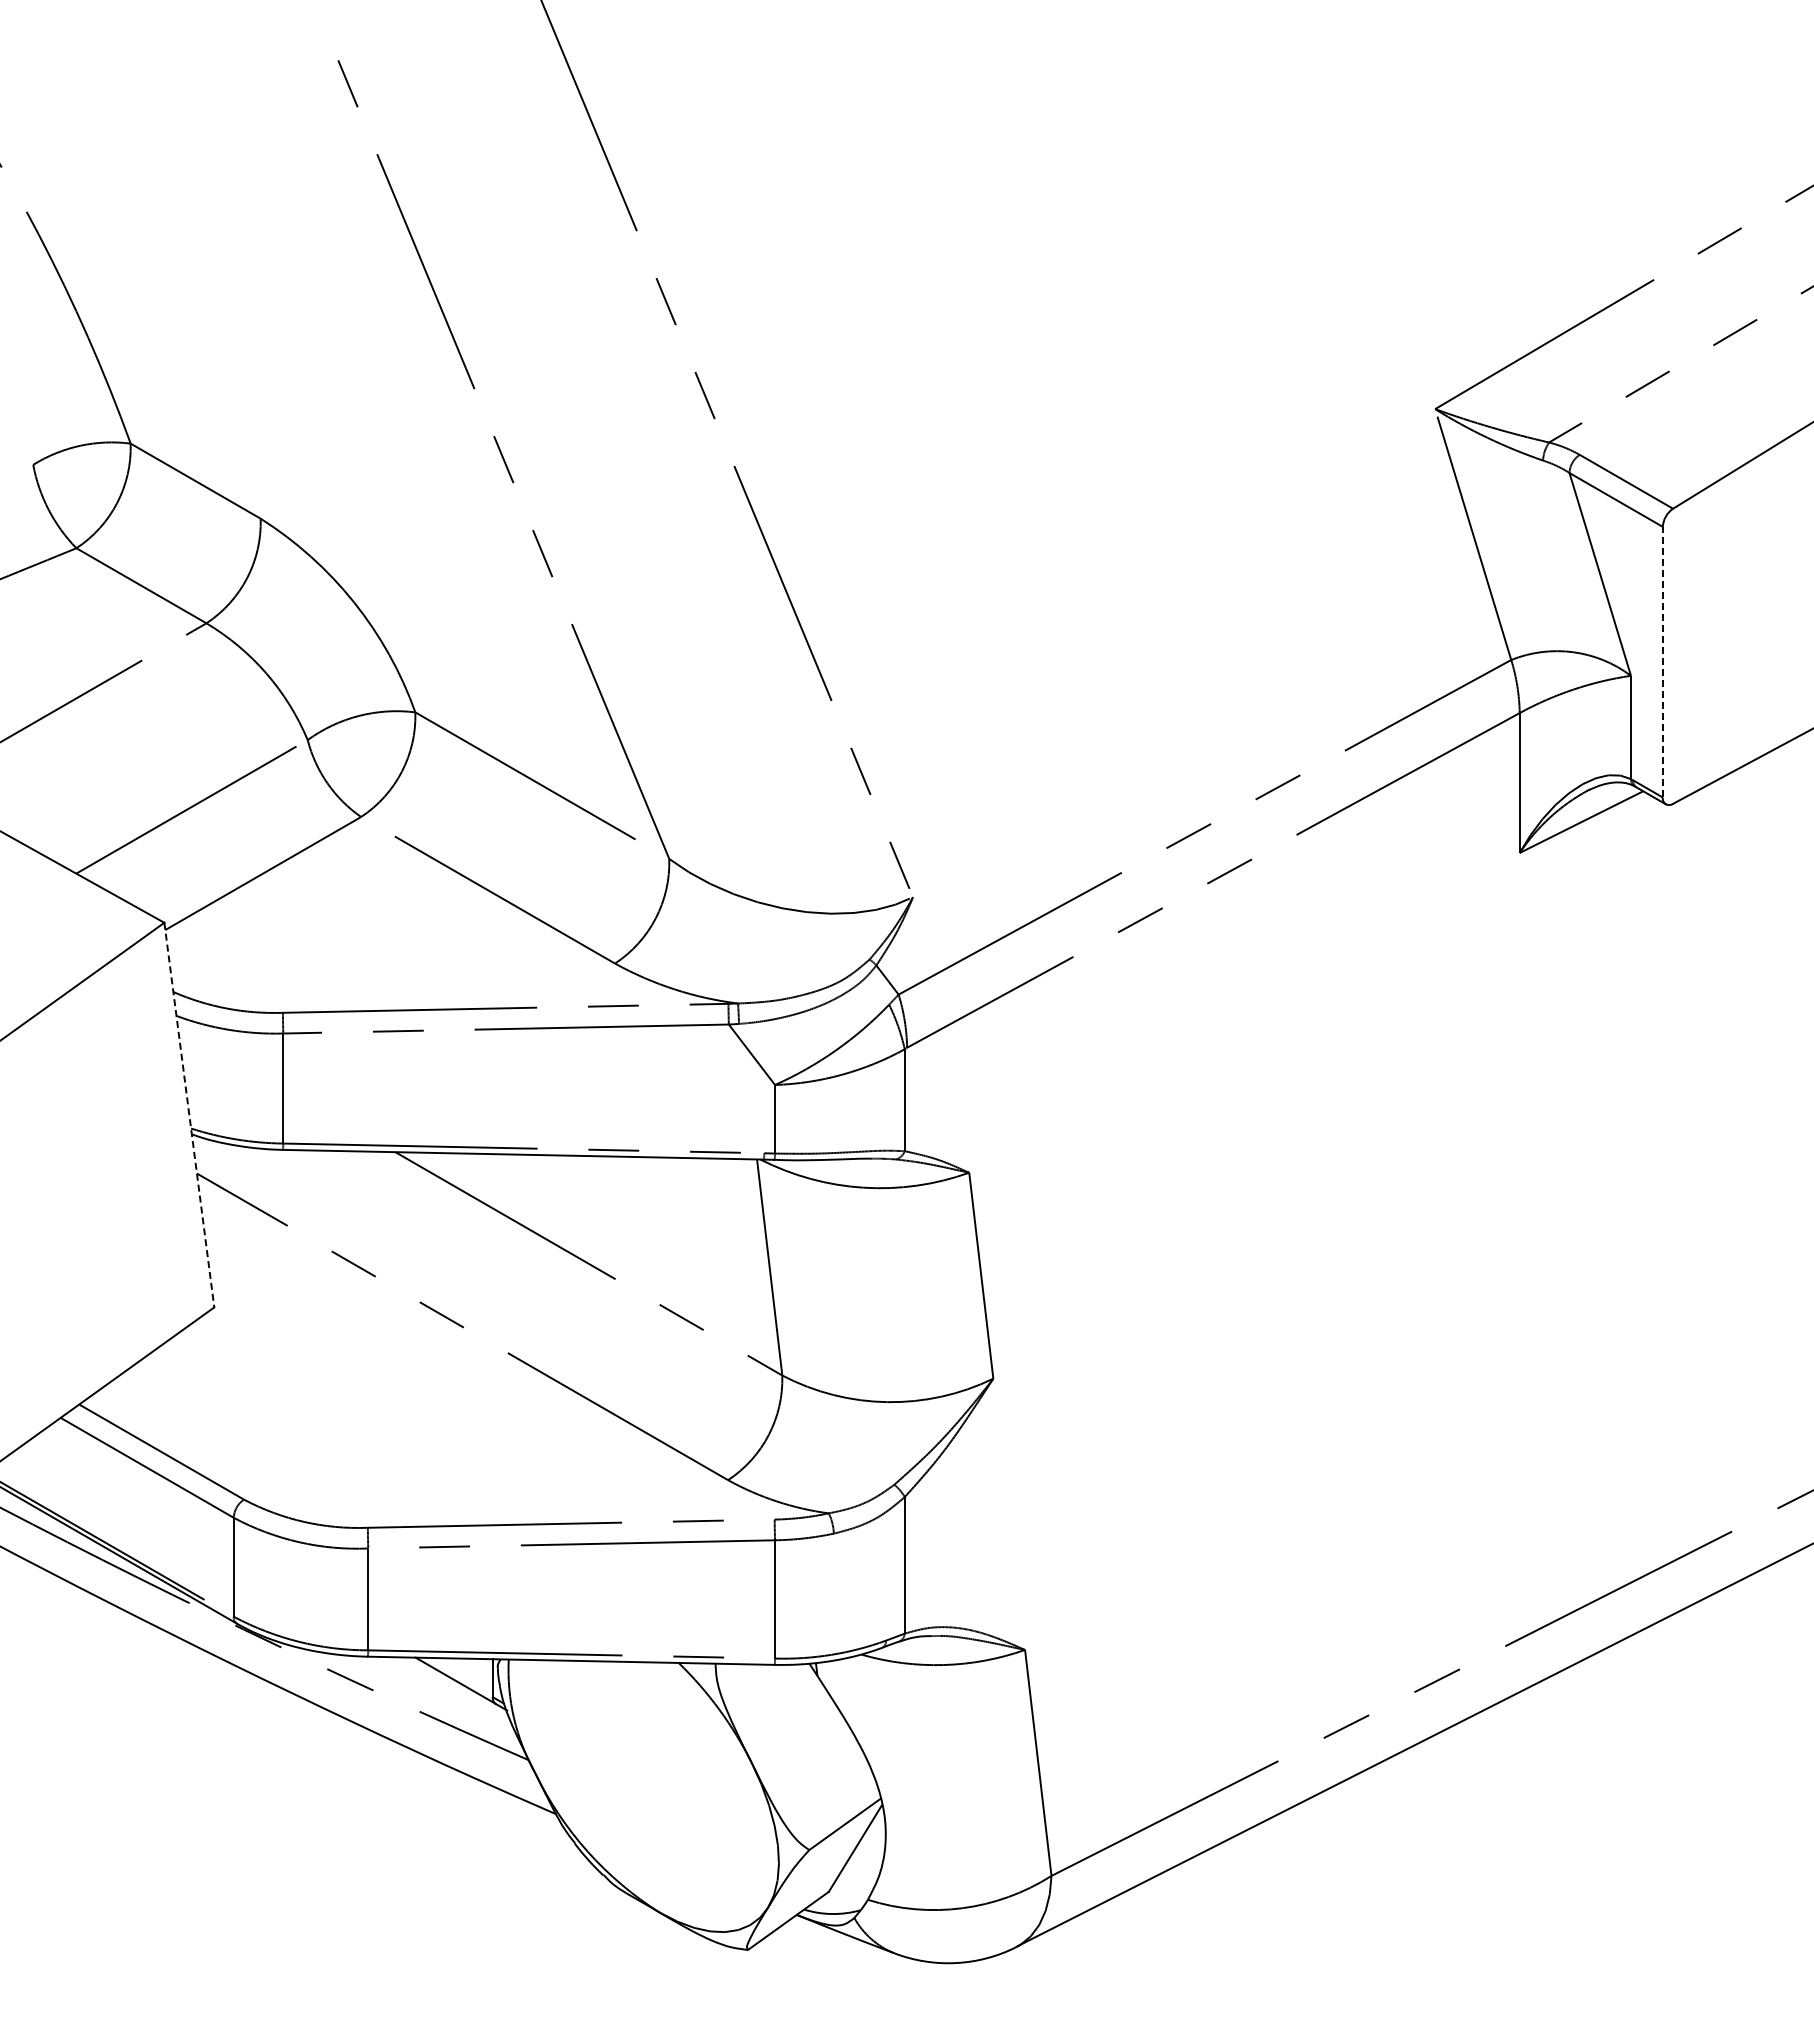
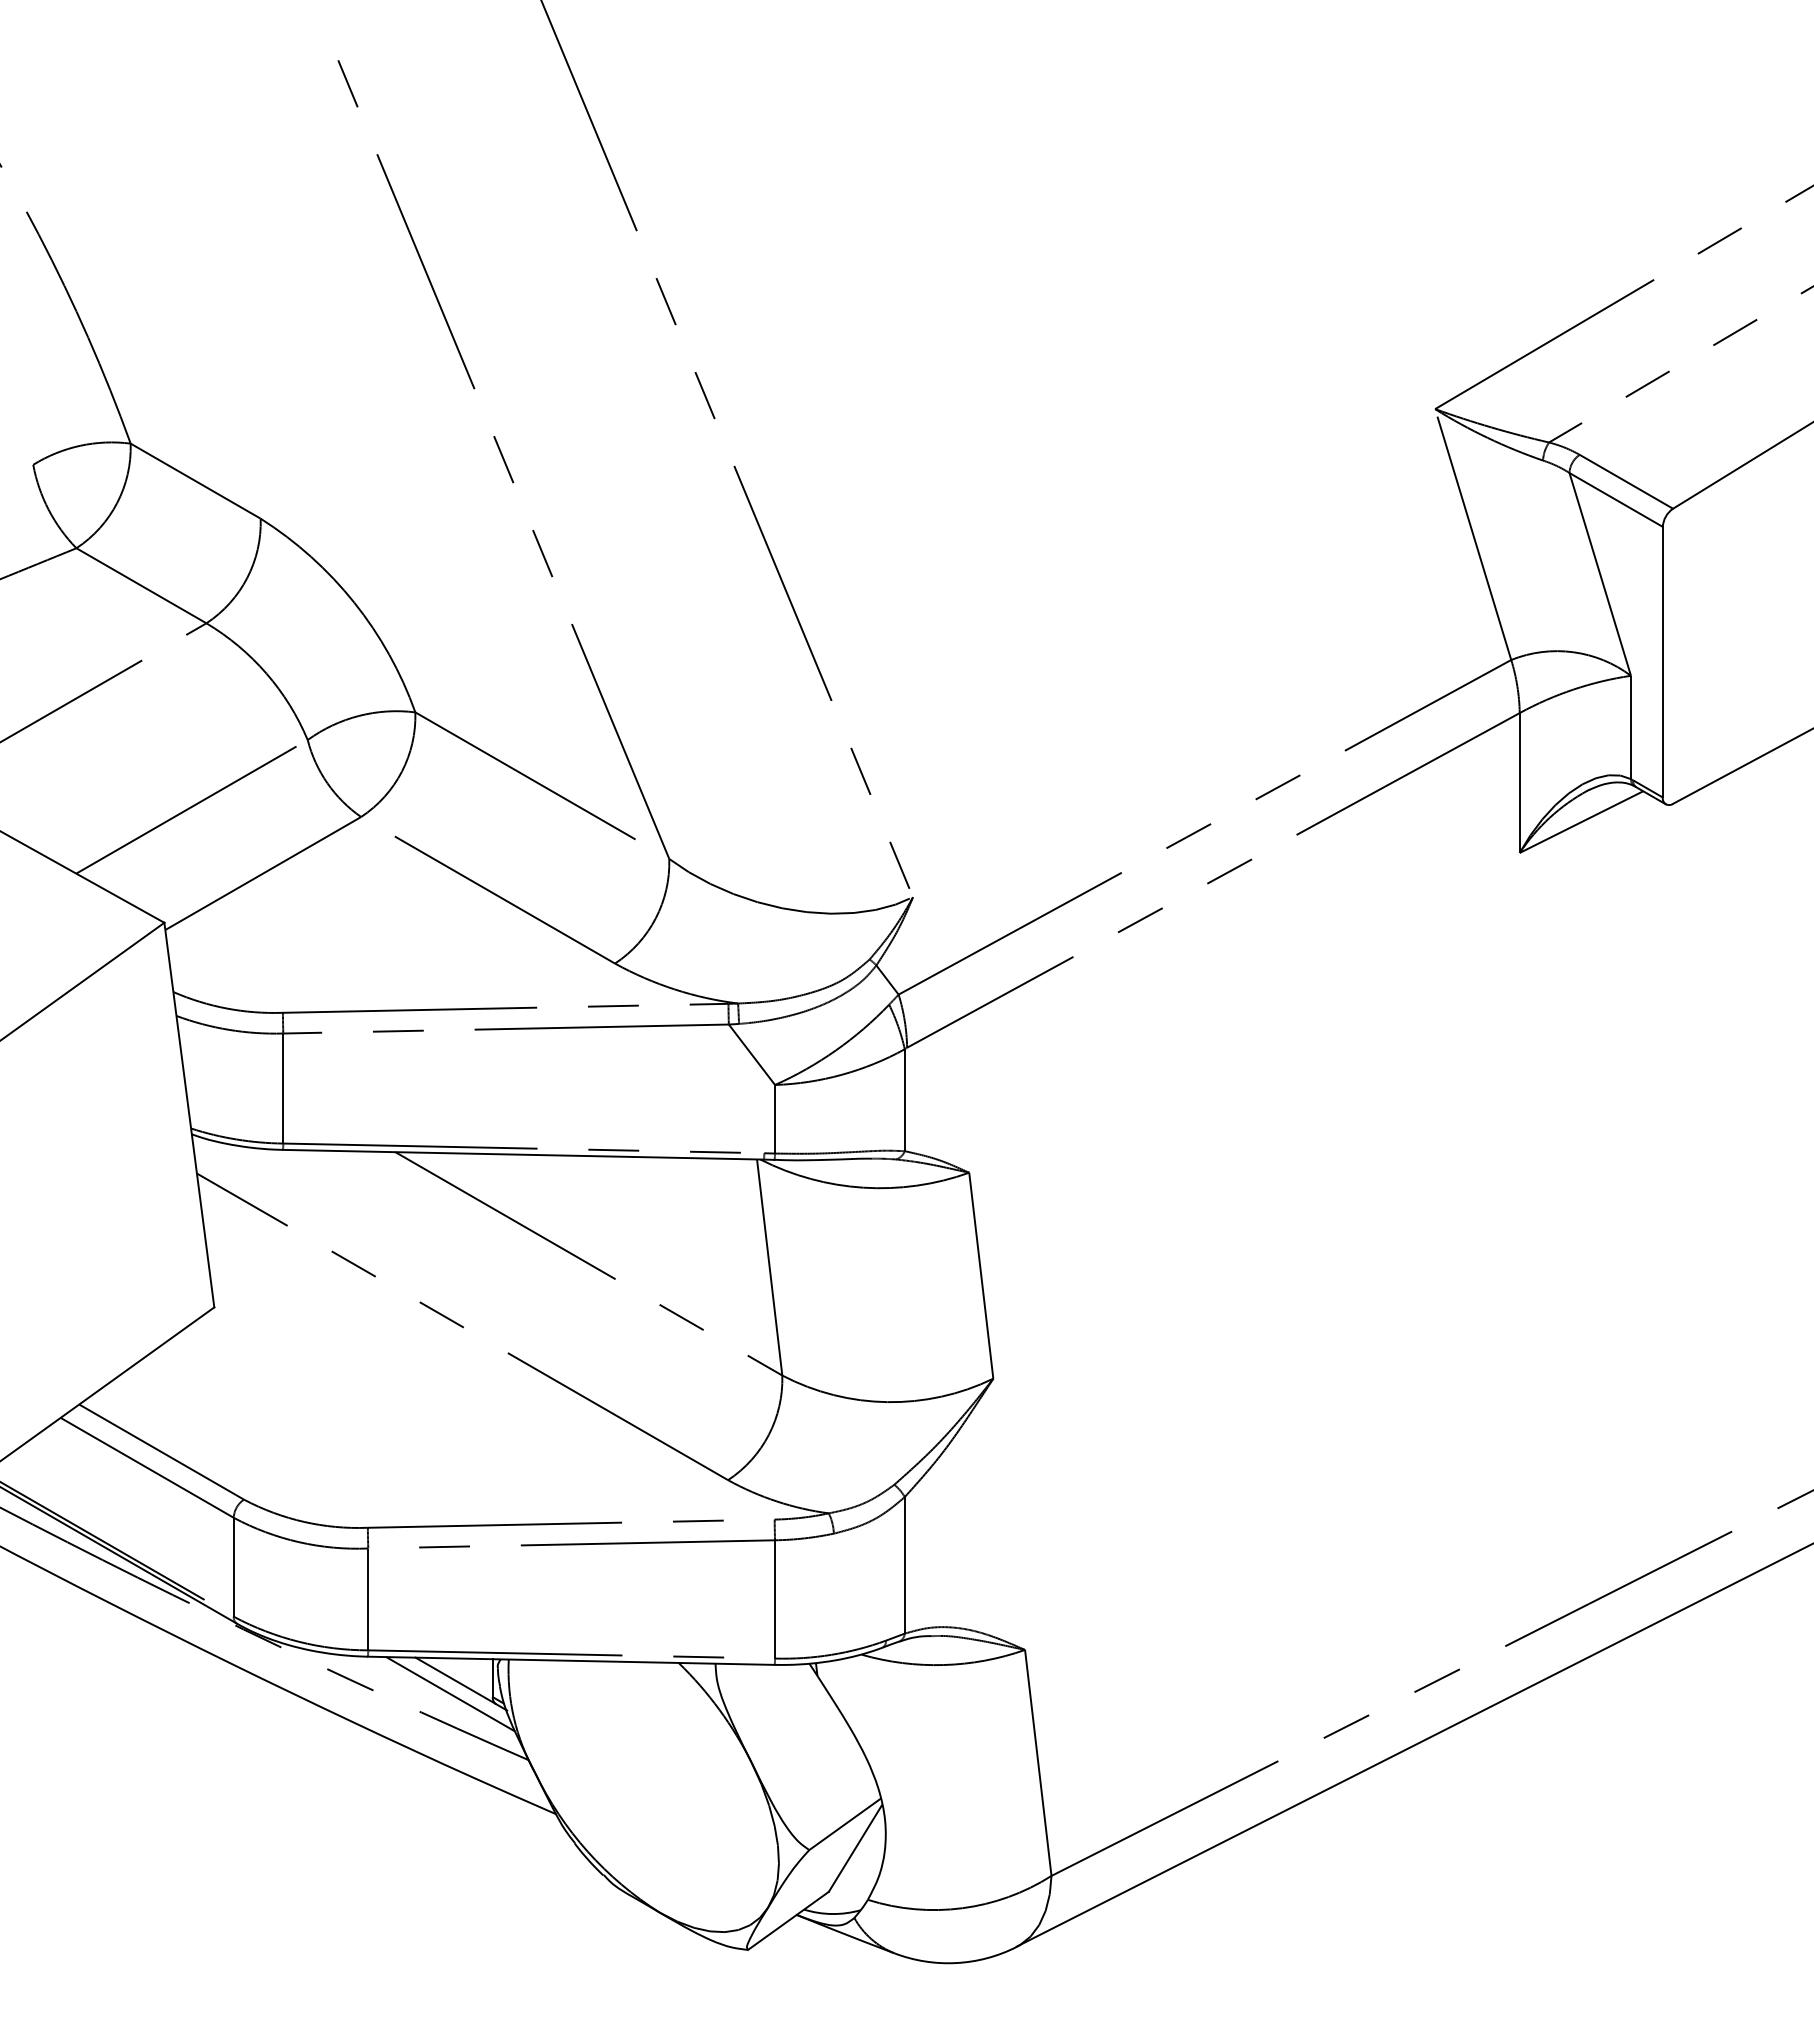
line: dashed -> solid (1662, 661)
line: dashed -> solid (189, 1115)
line: none -> present (450, 1694)
